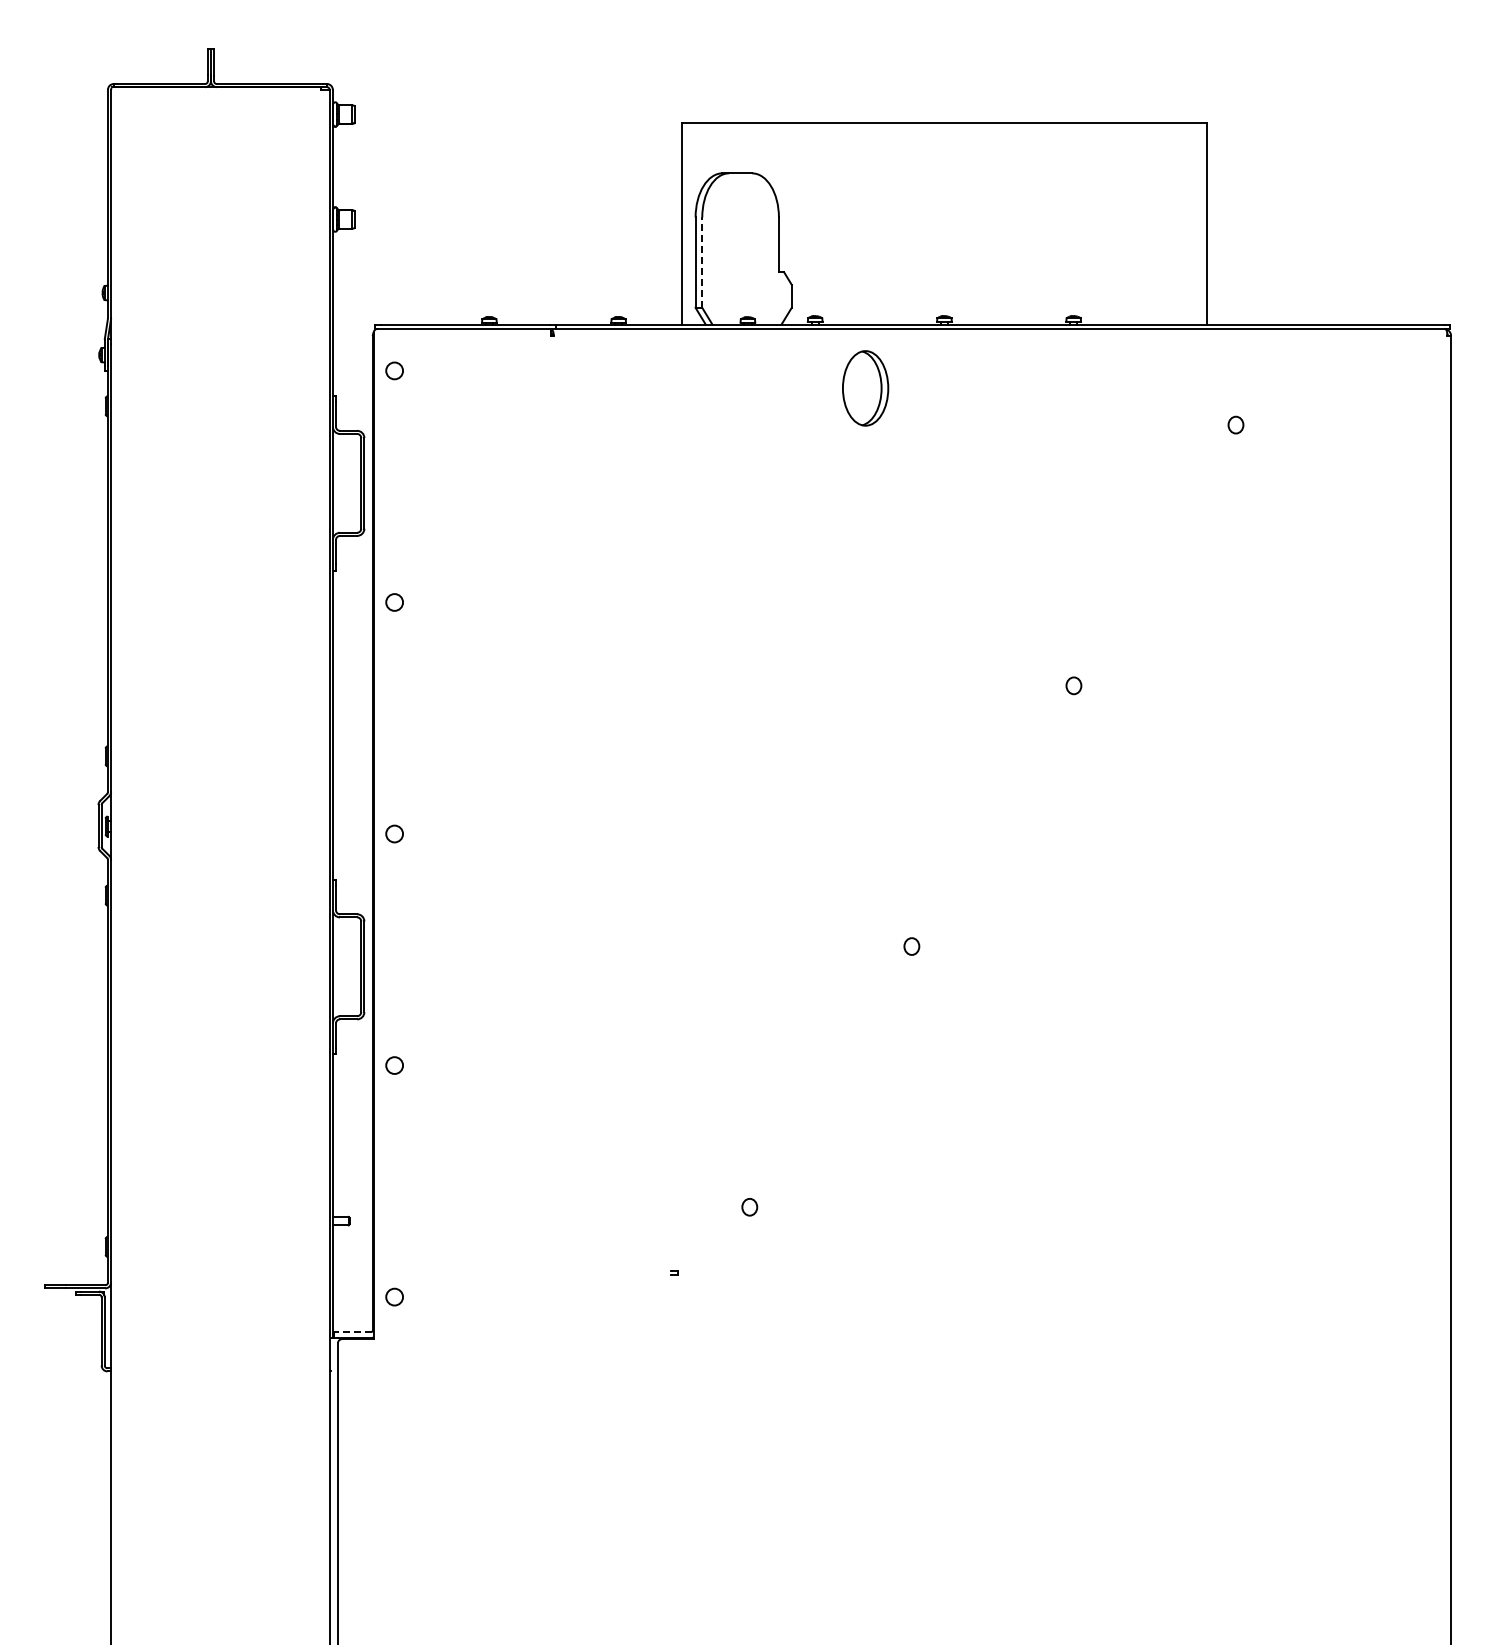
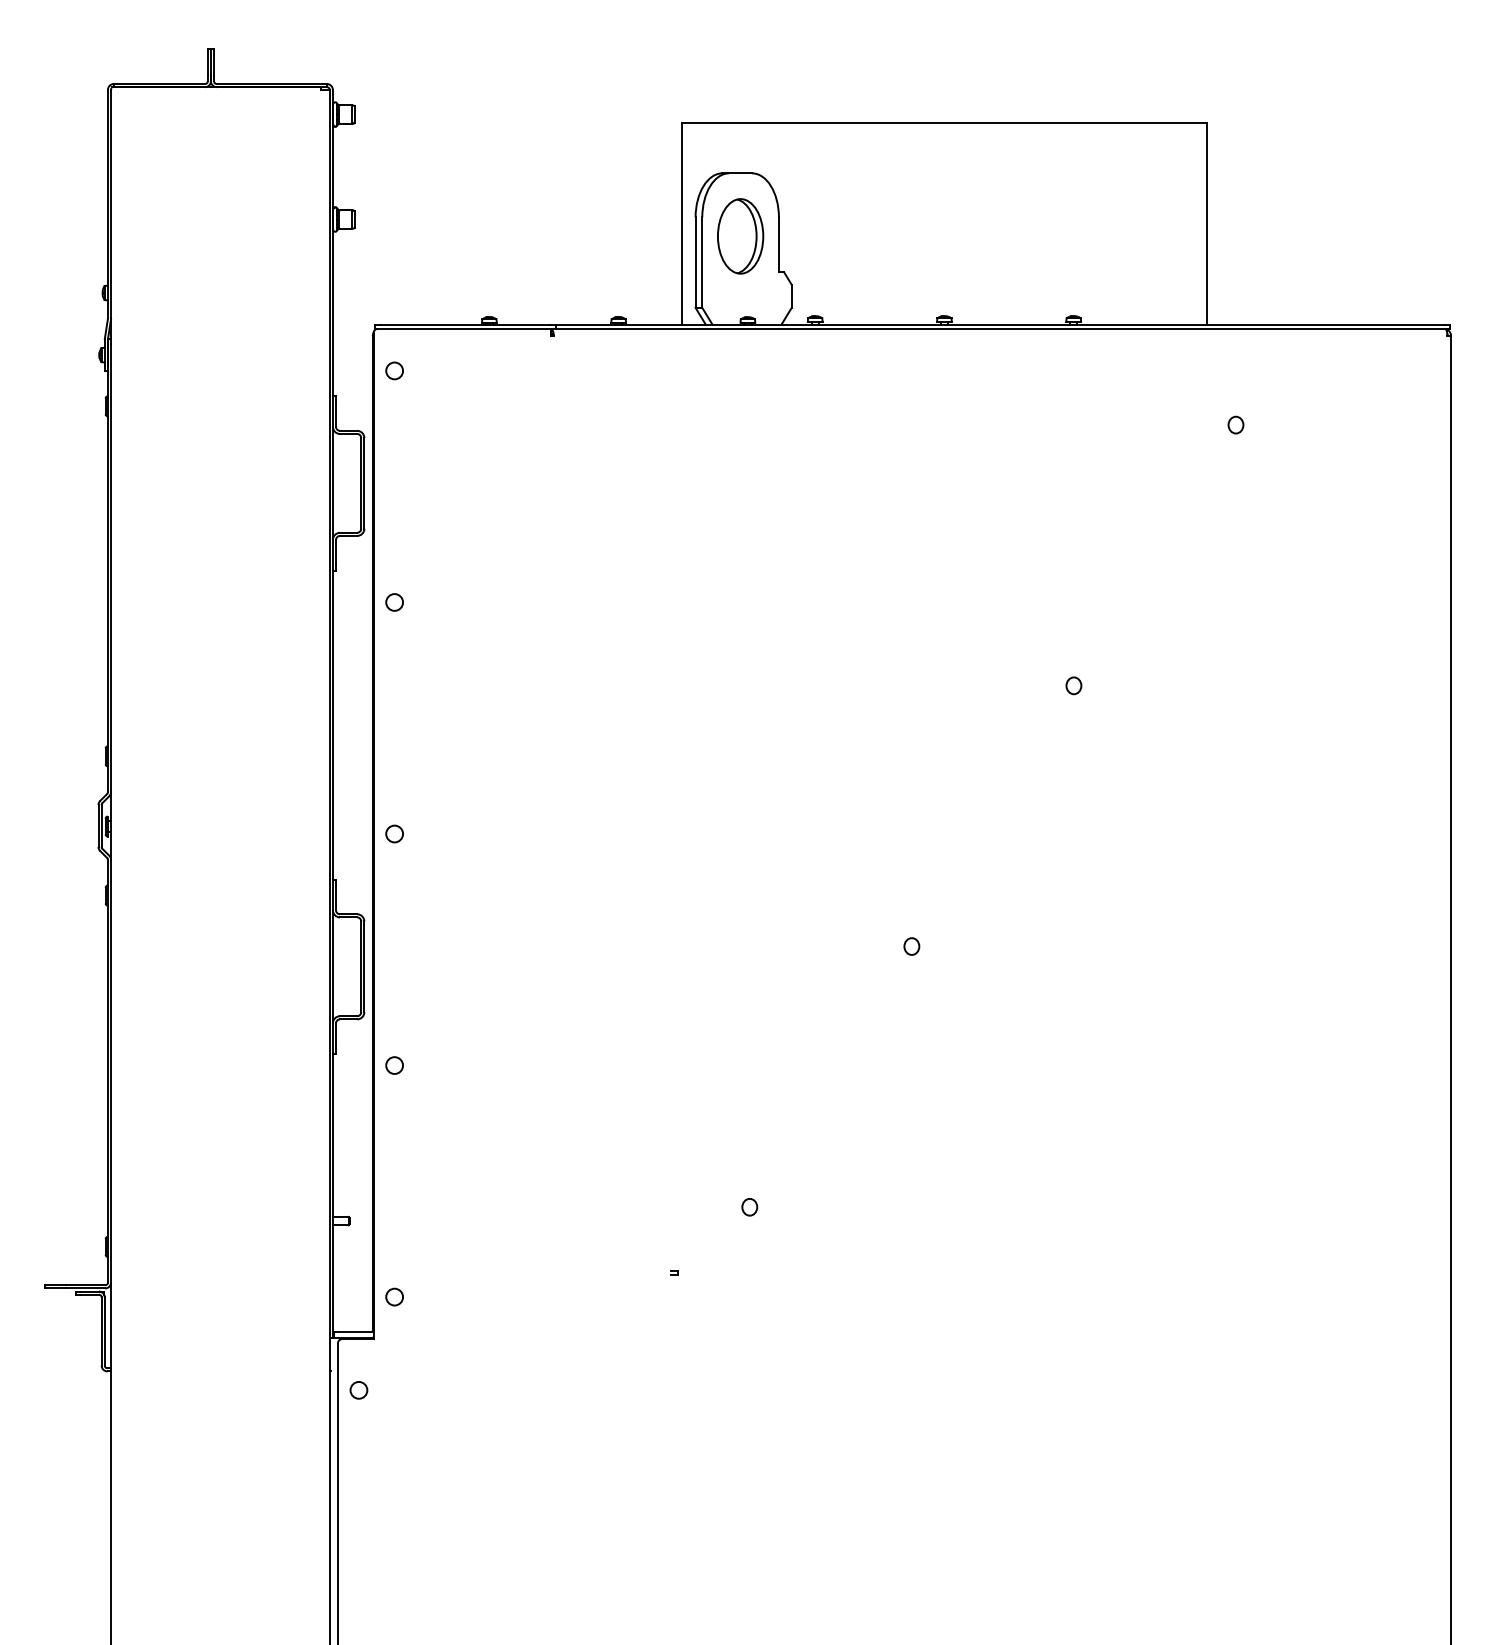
line: dashed -> solid (702, 262)
part position: (865, 388) -> (740, 236) (740, 236)
line: dashed -> solid (355, 1331)
circle: none -> present (358, 1390)
